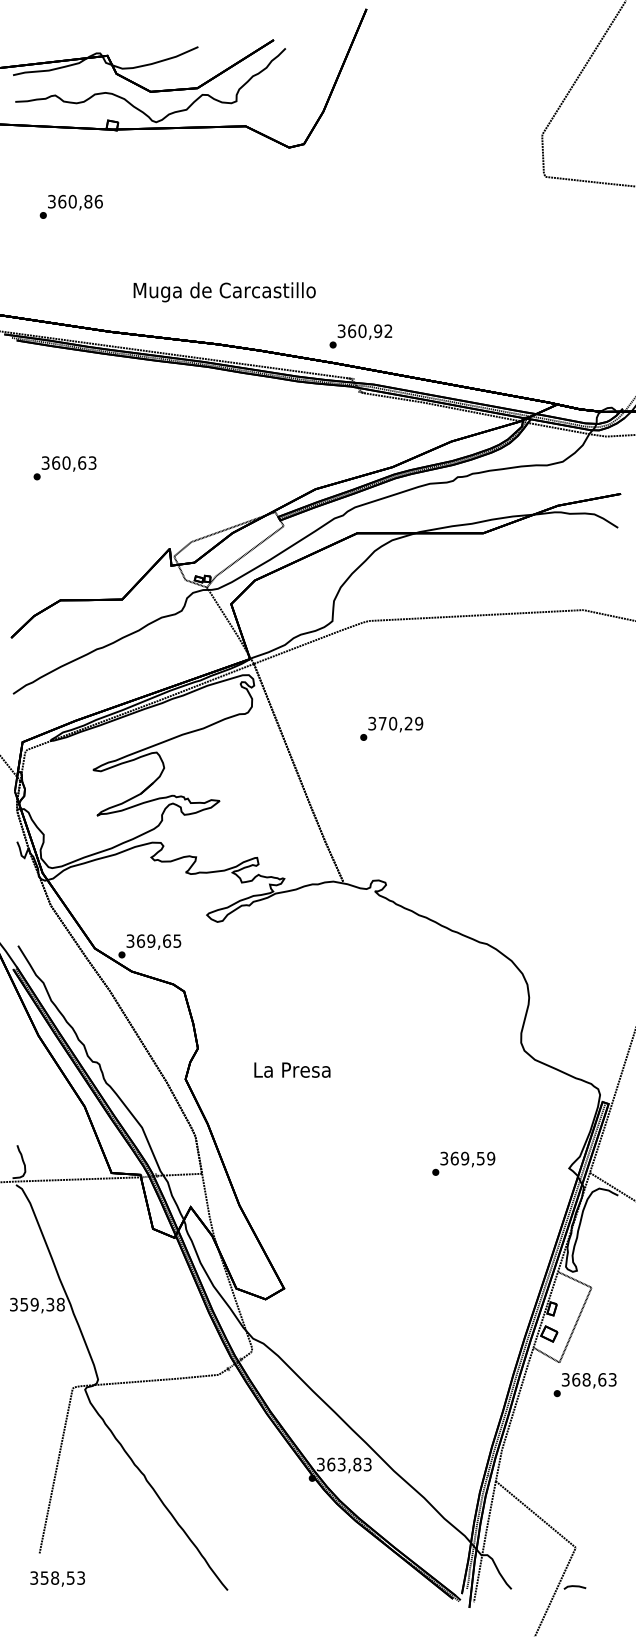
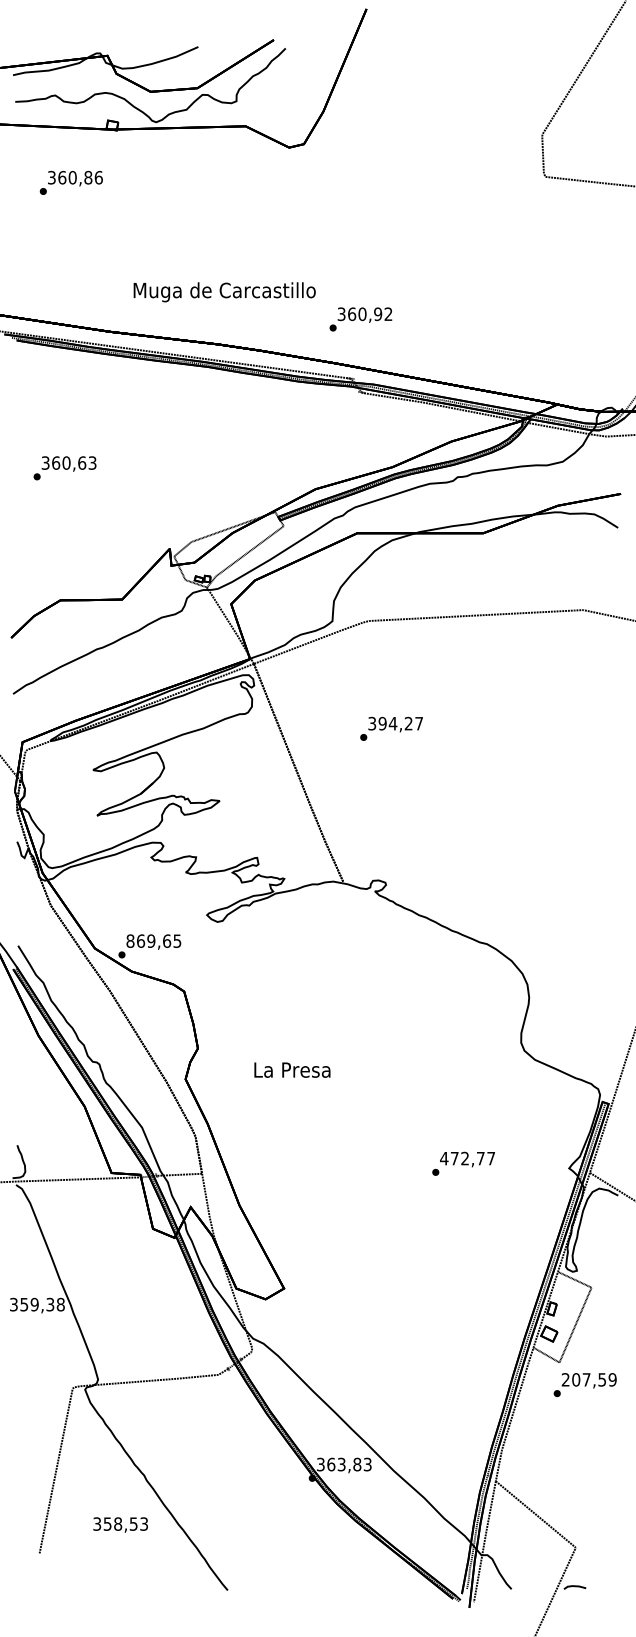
text position: (70, 206) -> (70, 182) (70, 182)
text position: (360, 336) -> (360, 319) (360, 319)
text: 370,29 -> 394,27 (400, 723)
text: 369,65 -> 869,65 (130, 940)
text: 369,59 -> 472,77 (467, 1158)
text: 368,63 -> 207,59 (588, 1379)
text position: (57, 1578) -> (120, 1524) (120, 1524)
